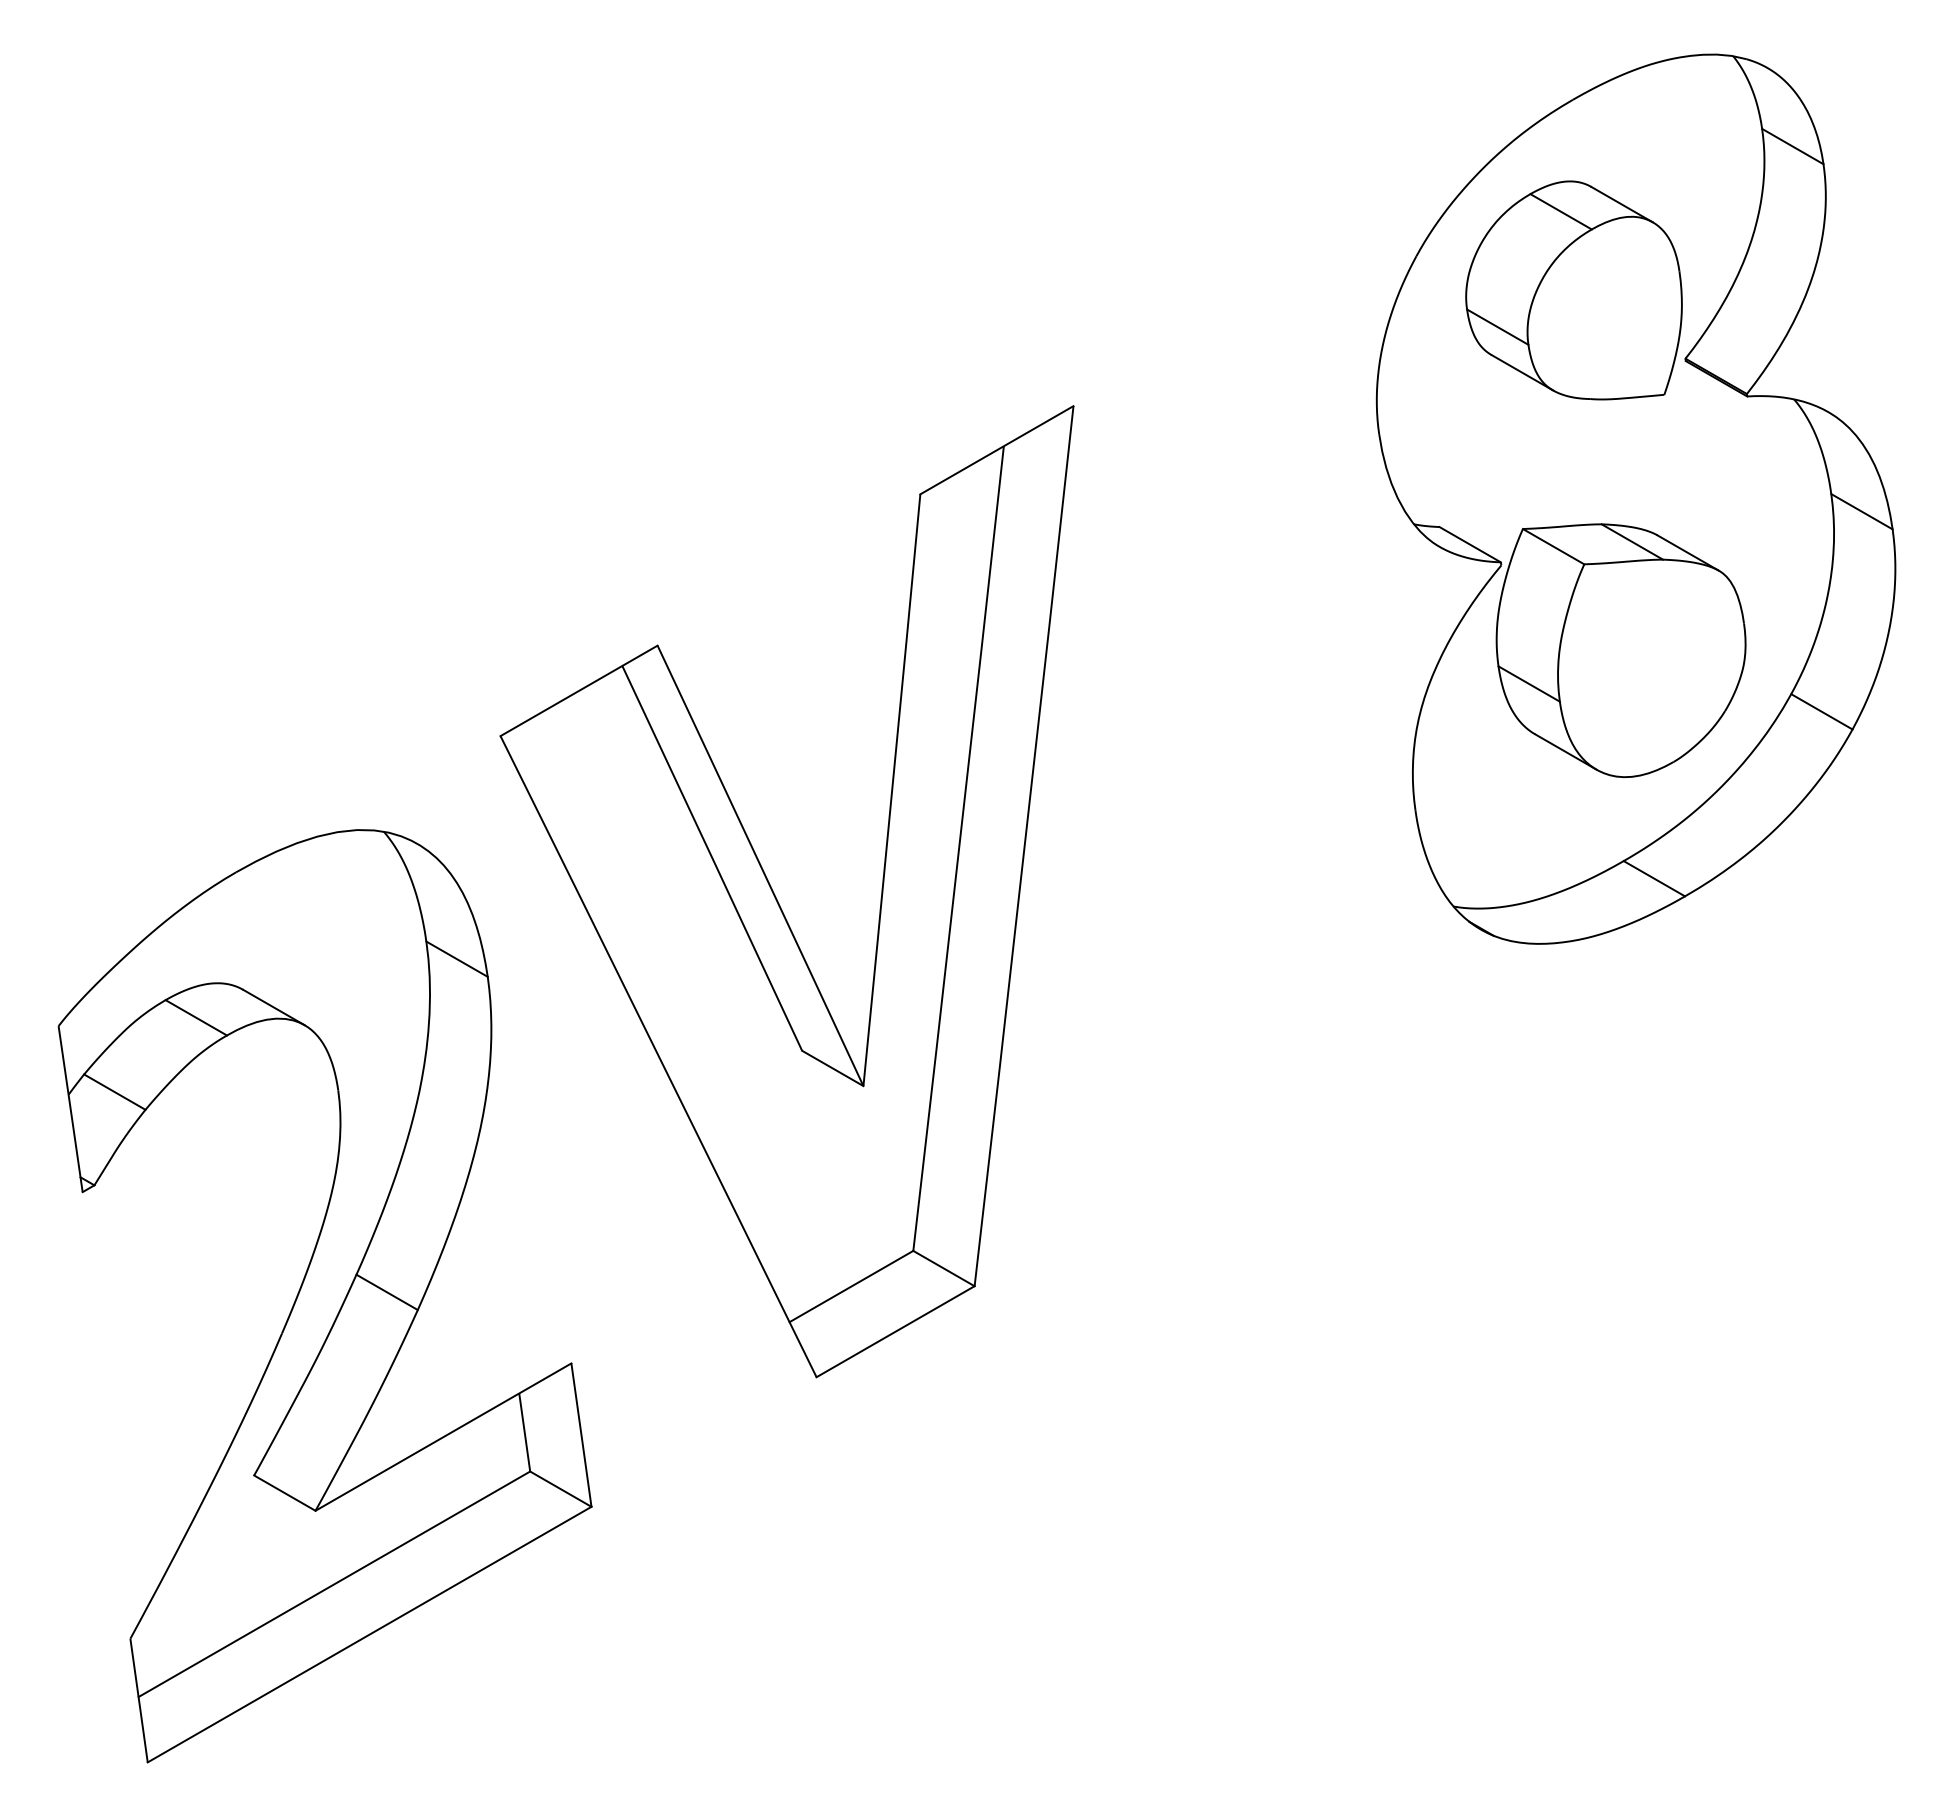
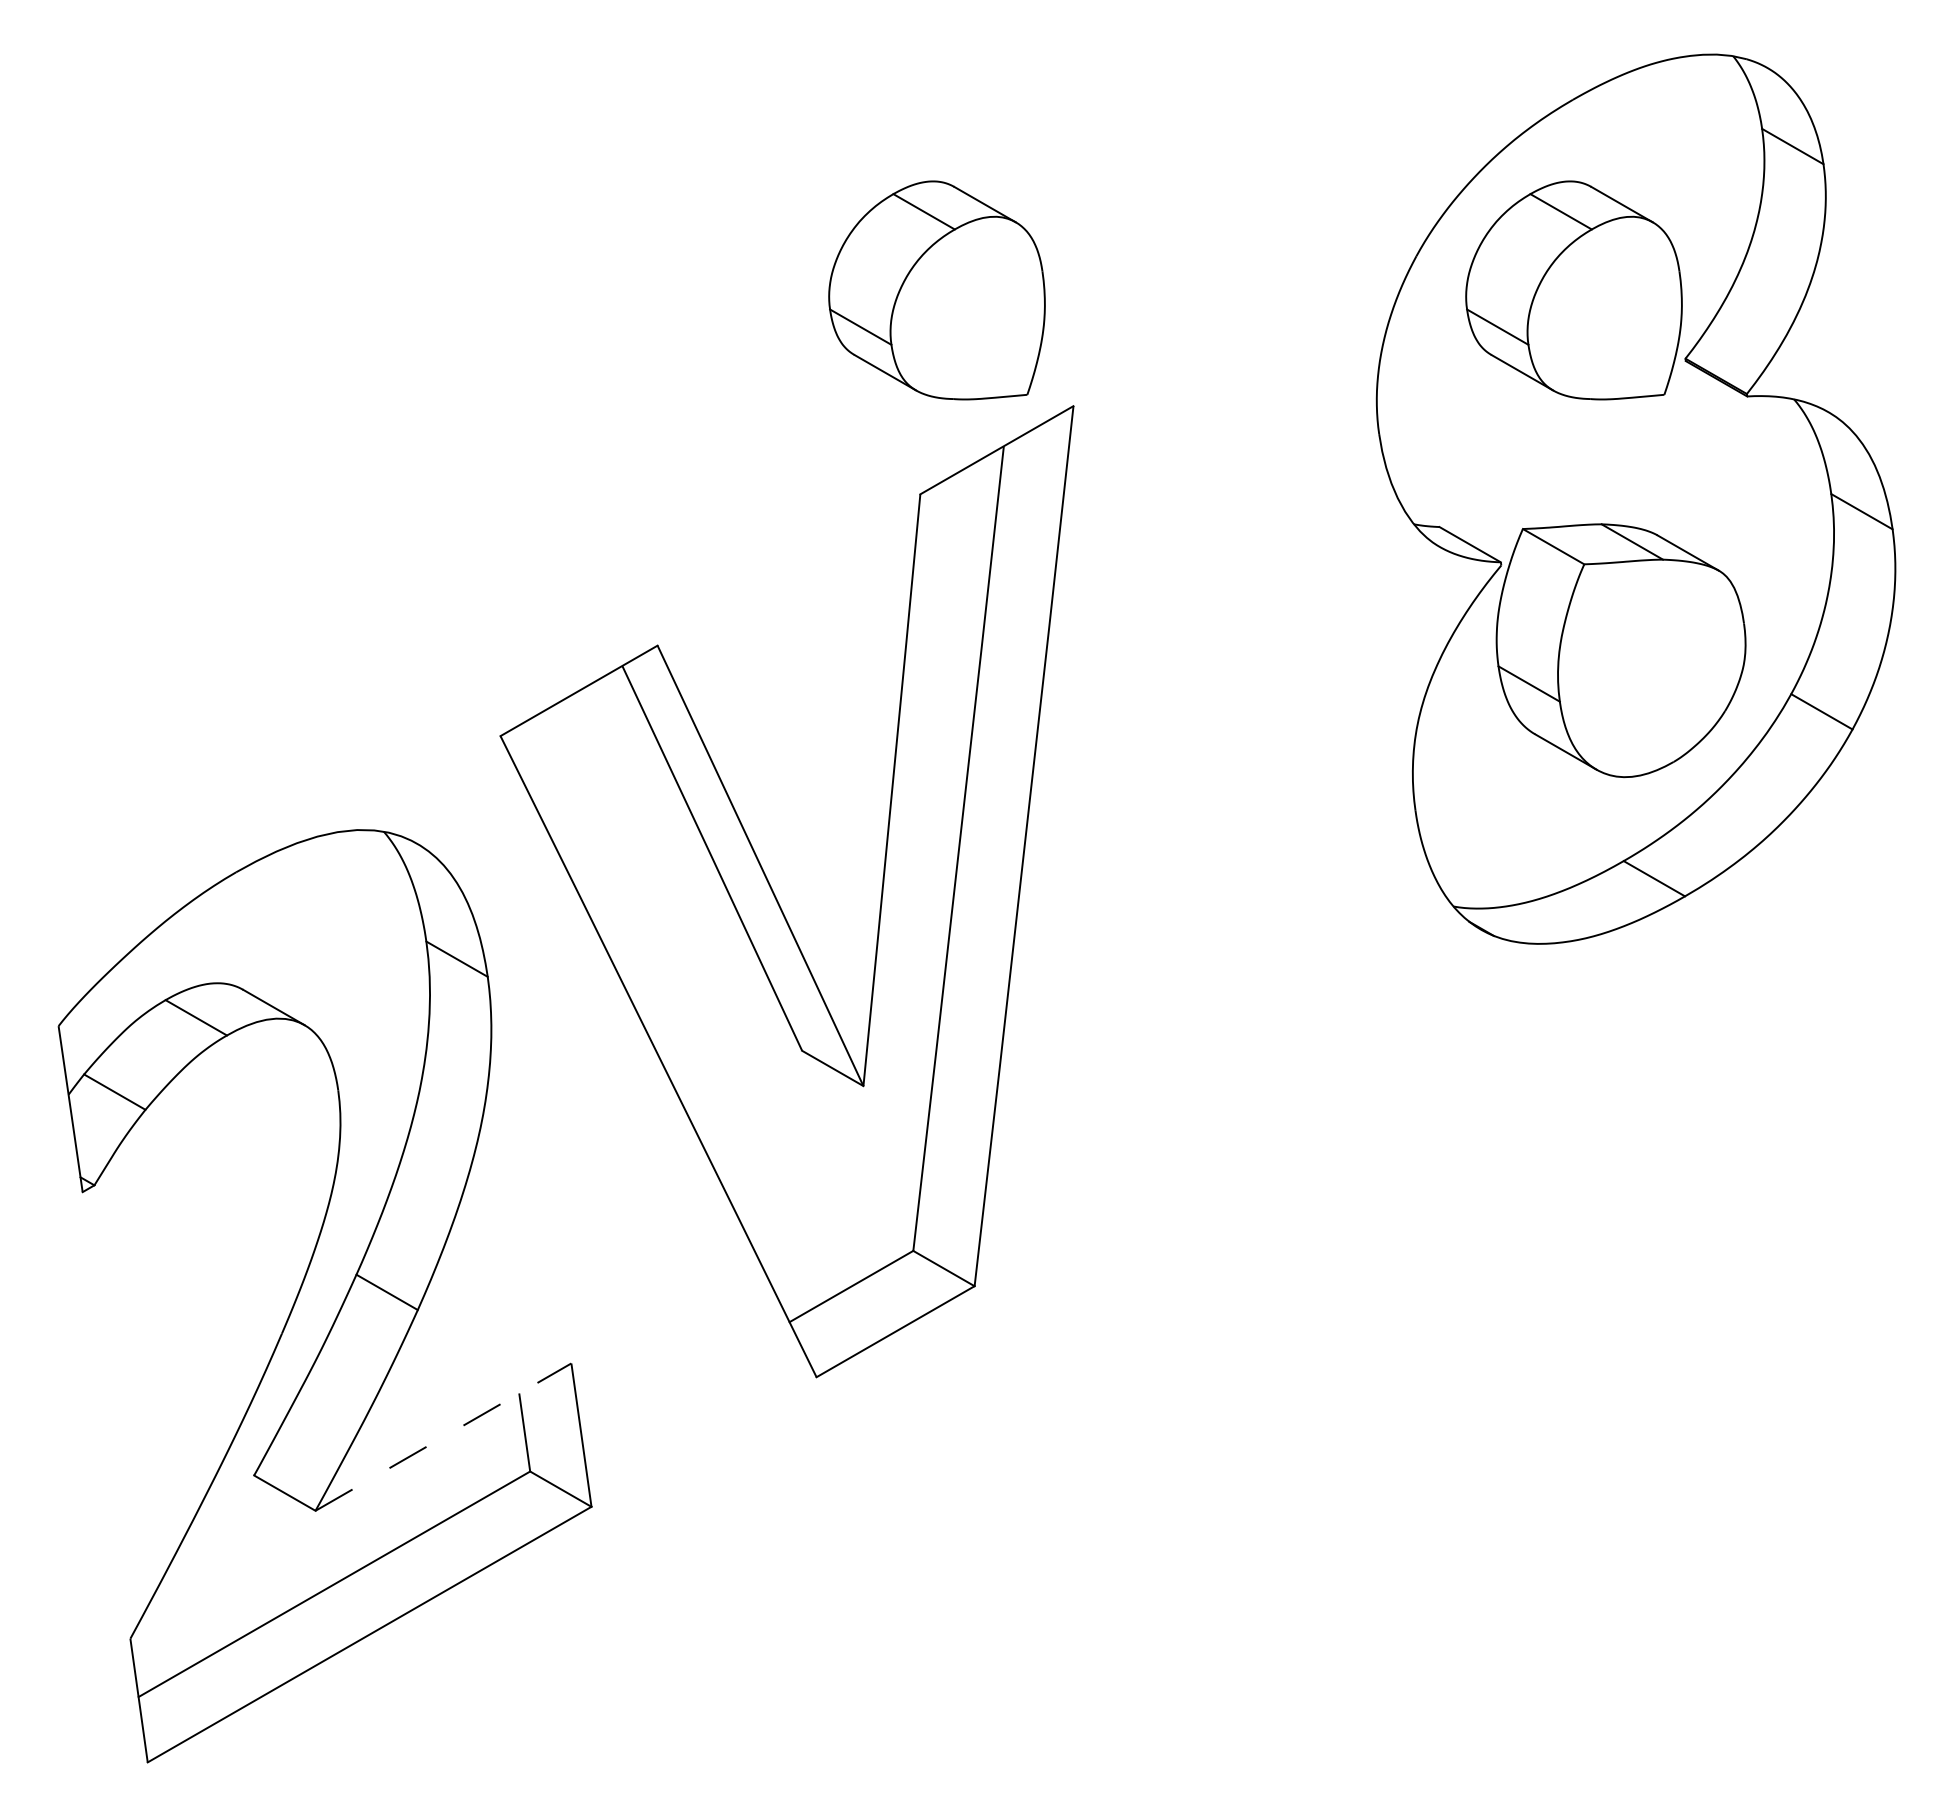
part: none -> present (936, 290)
line: solid -> dashed (443, 1437)
